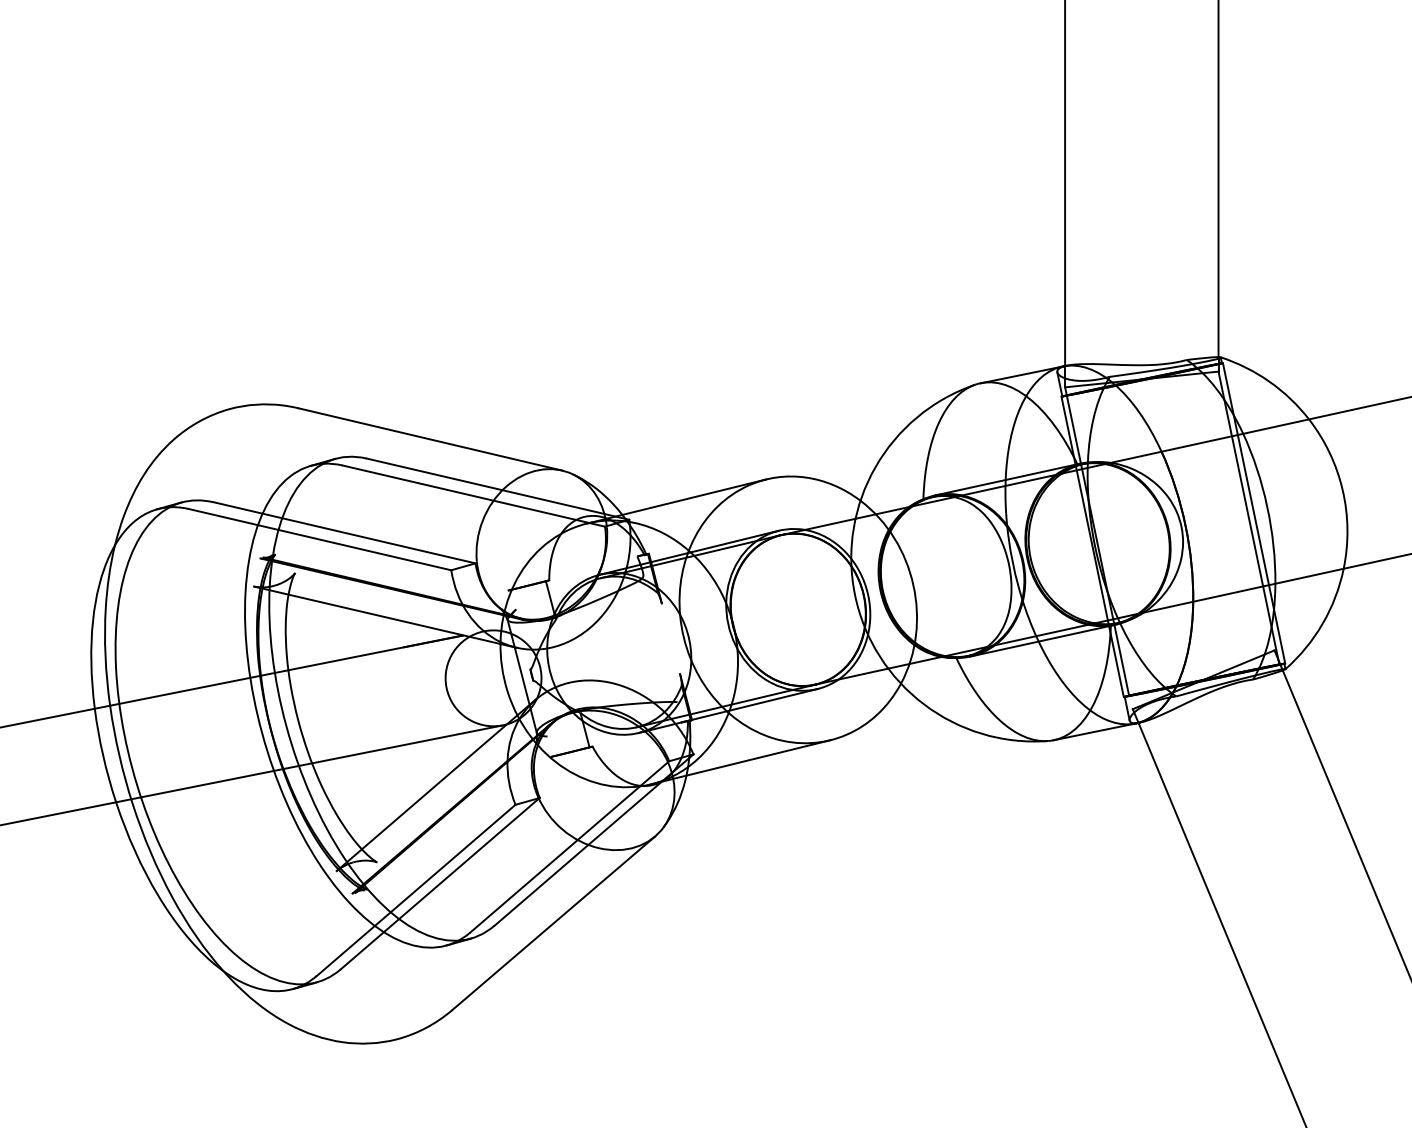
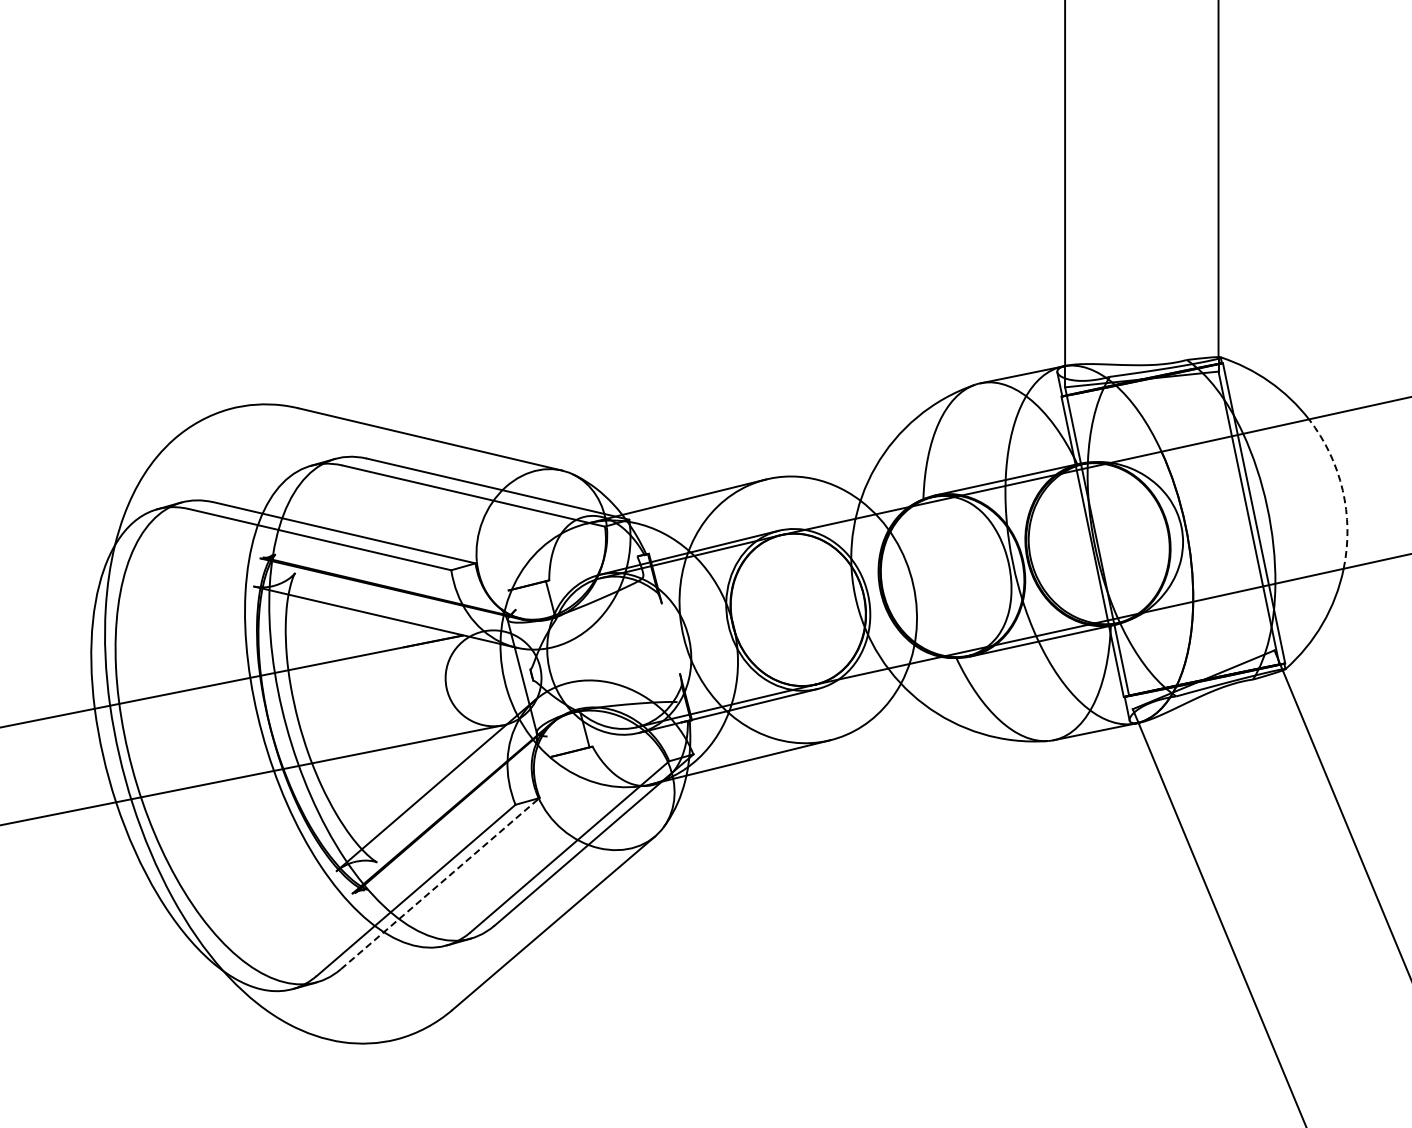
arc: solid -> dashed (1342, 490)
line: solid -> dashed (440, 883)
